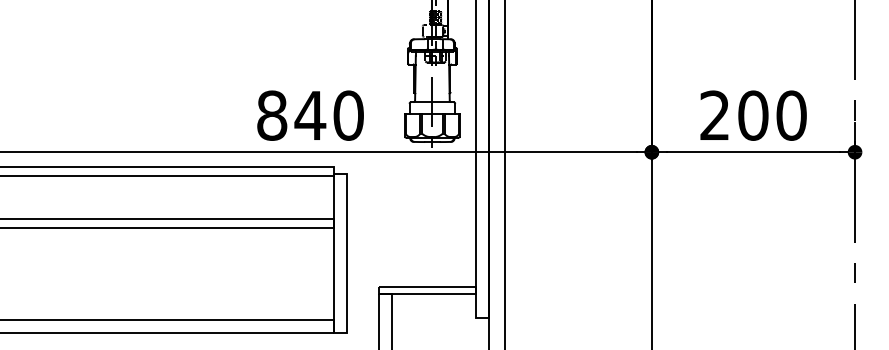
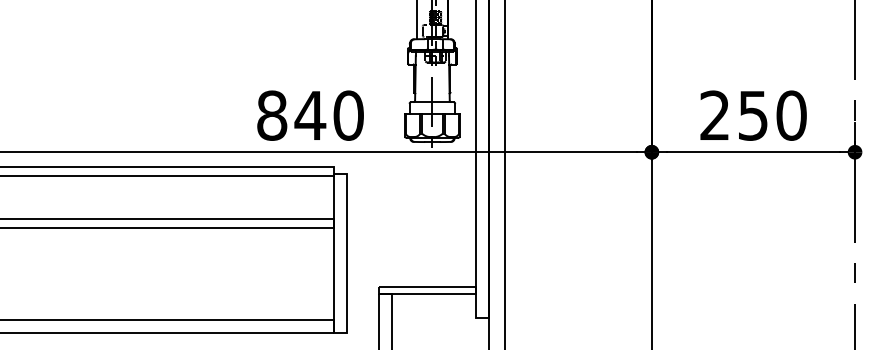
line: none -> present (416, 20)
text: 200 -> 250 (753, 115)
